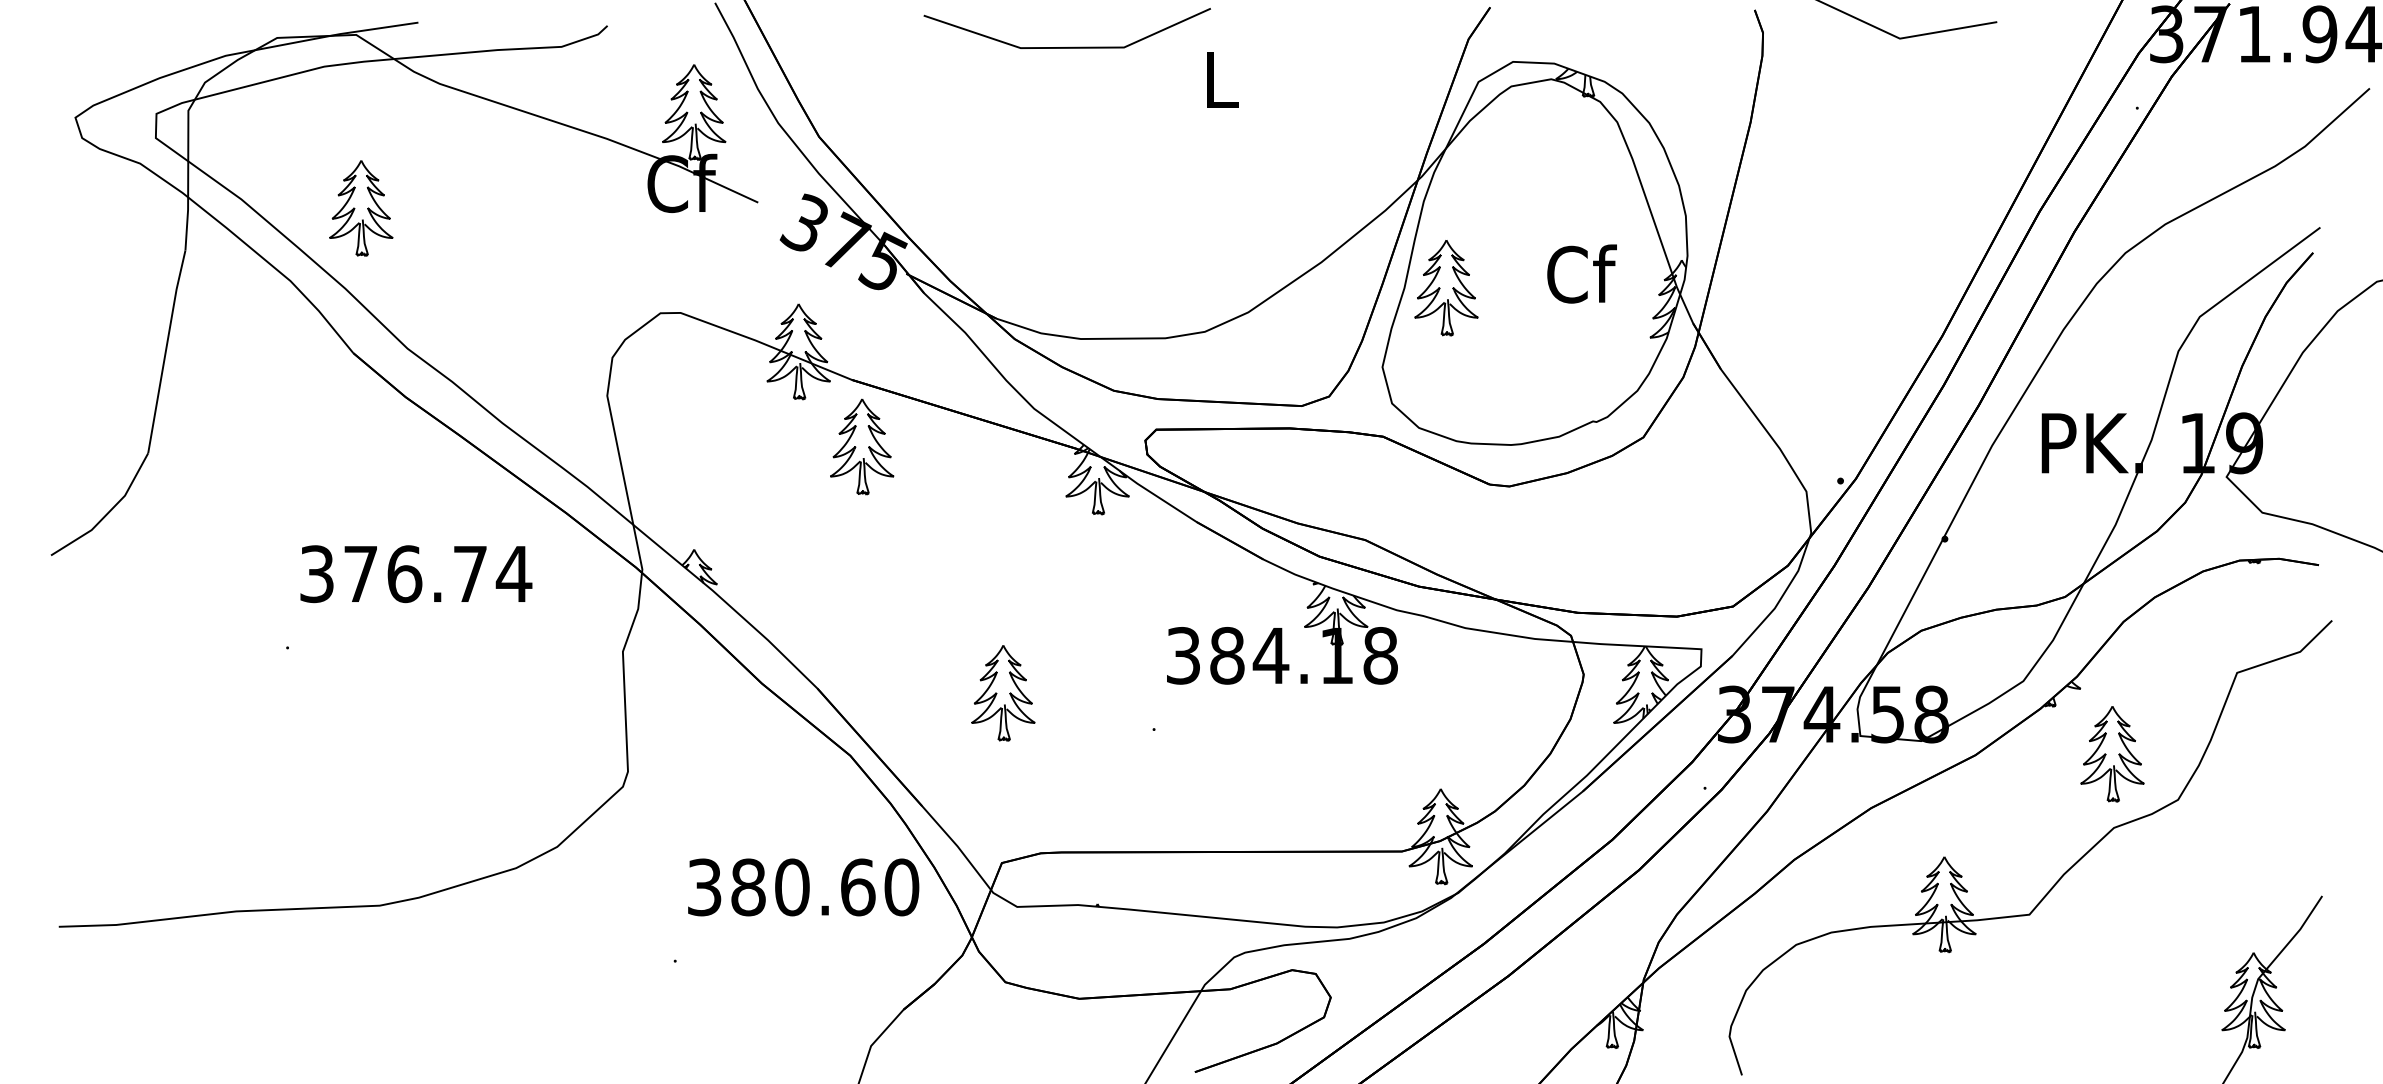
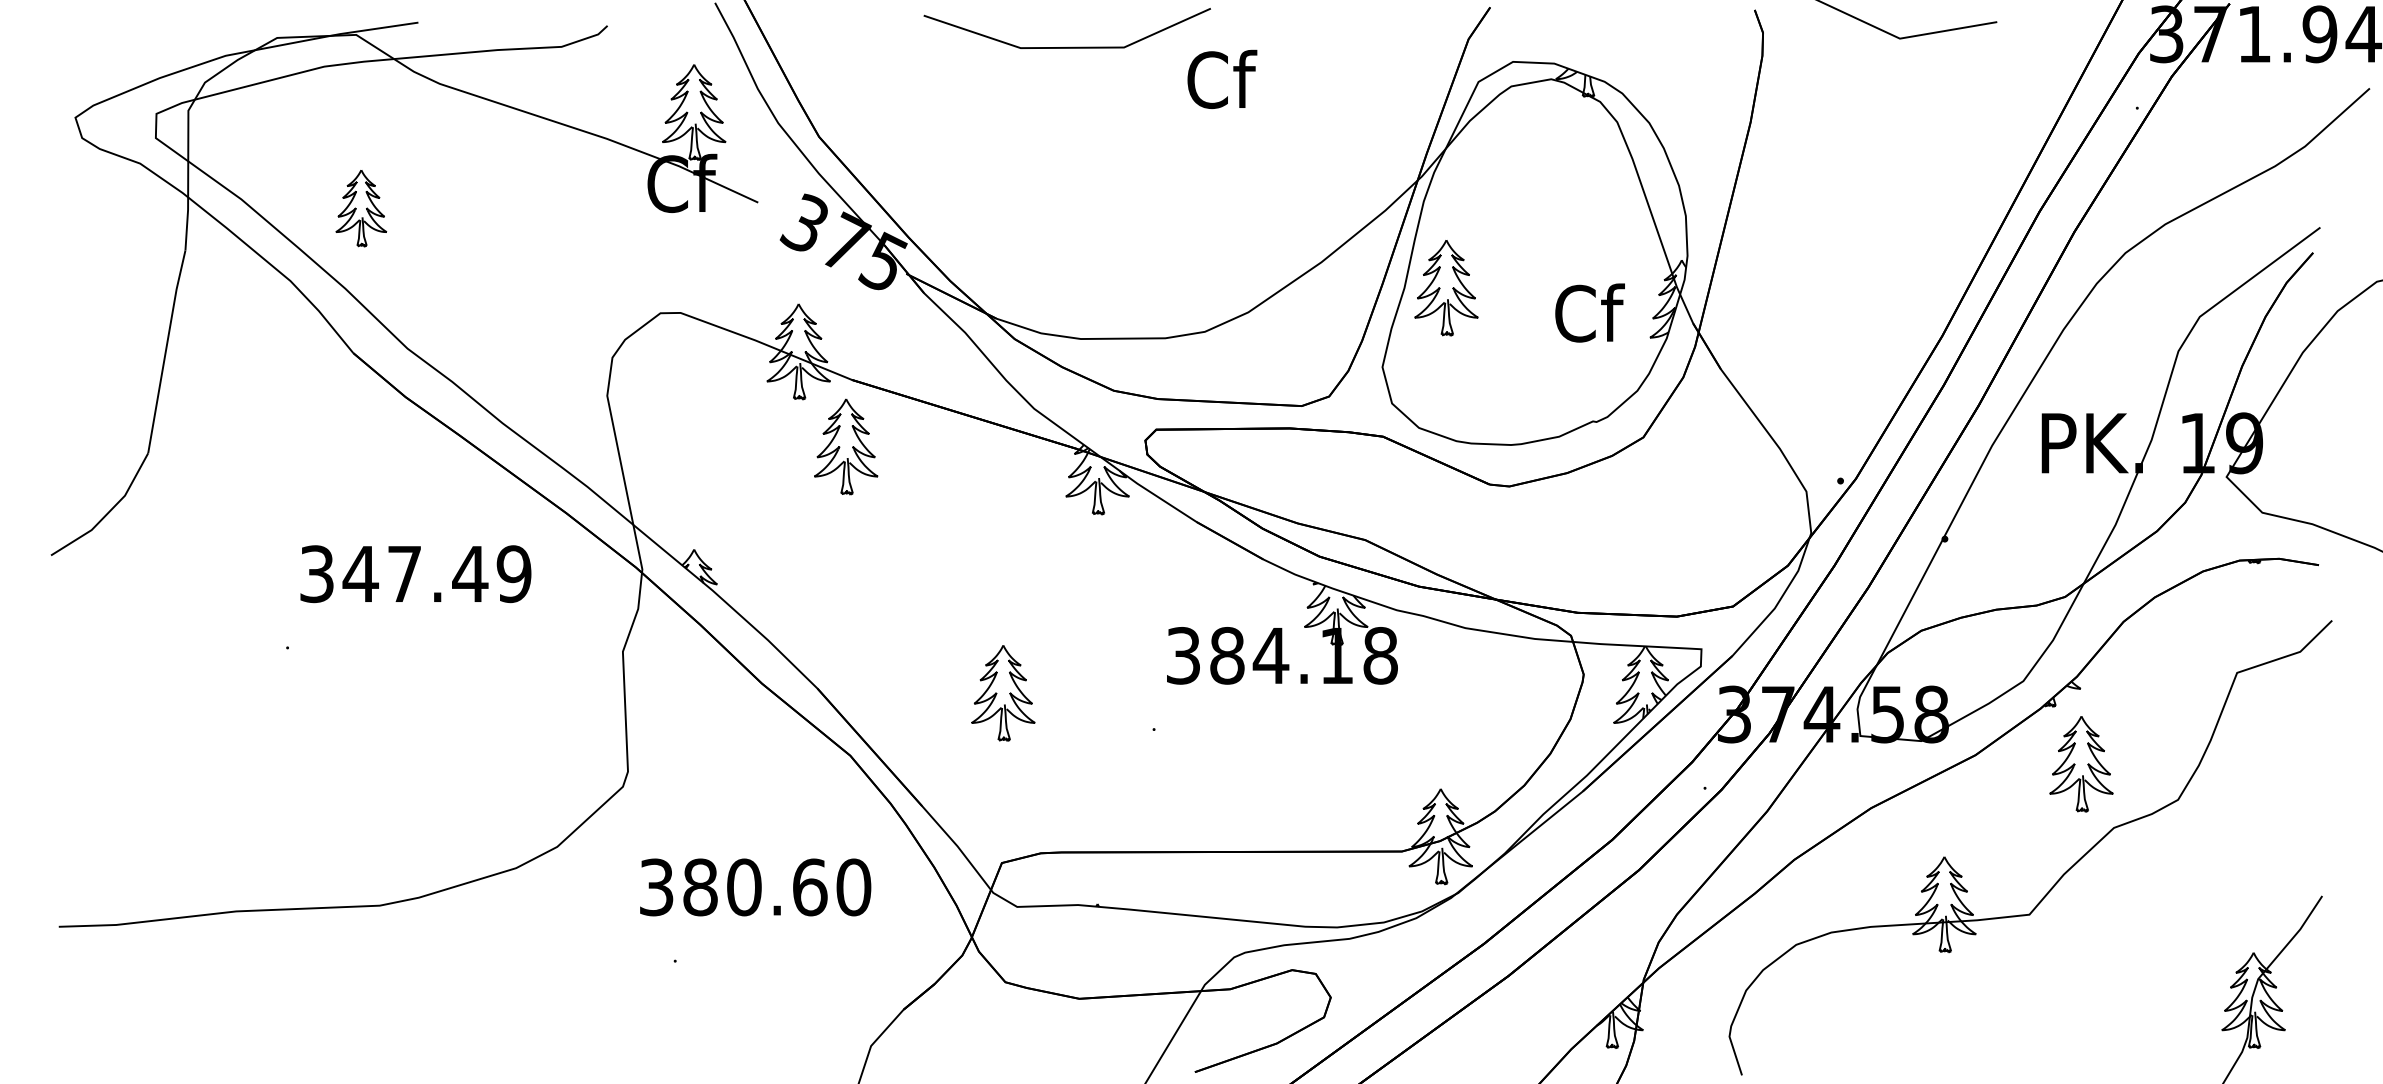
text: L -> Cf (1222, 79)
part size: 65x97 px -> 53x78 px (361, 208)
text position: (1581, 273) -> (1589, 312) (1589, 312)
part position: (862, 446) -> (846, 446) (846, 446)
text: 376.74 -> 347.49 (437, 574)
part position: (2112, 754) -> (2081, 764) (2081, 764)
text position: (803, 887) -> (755, 887) (755, 887)
